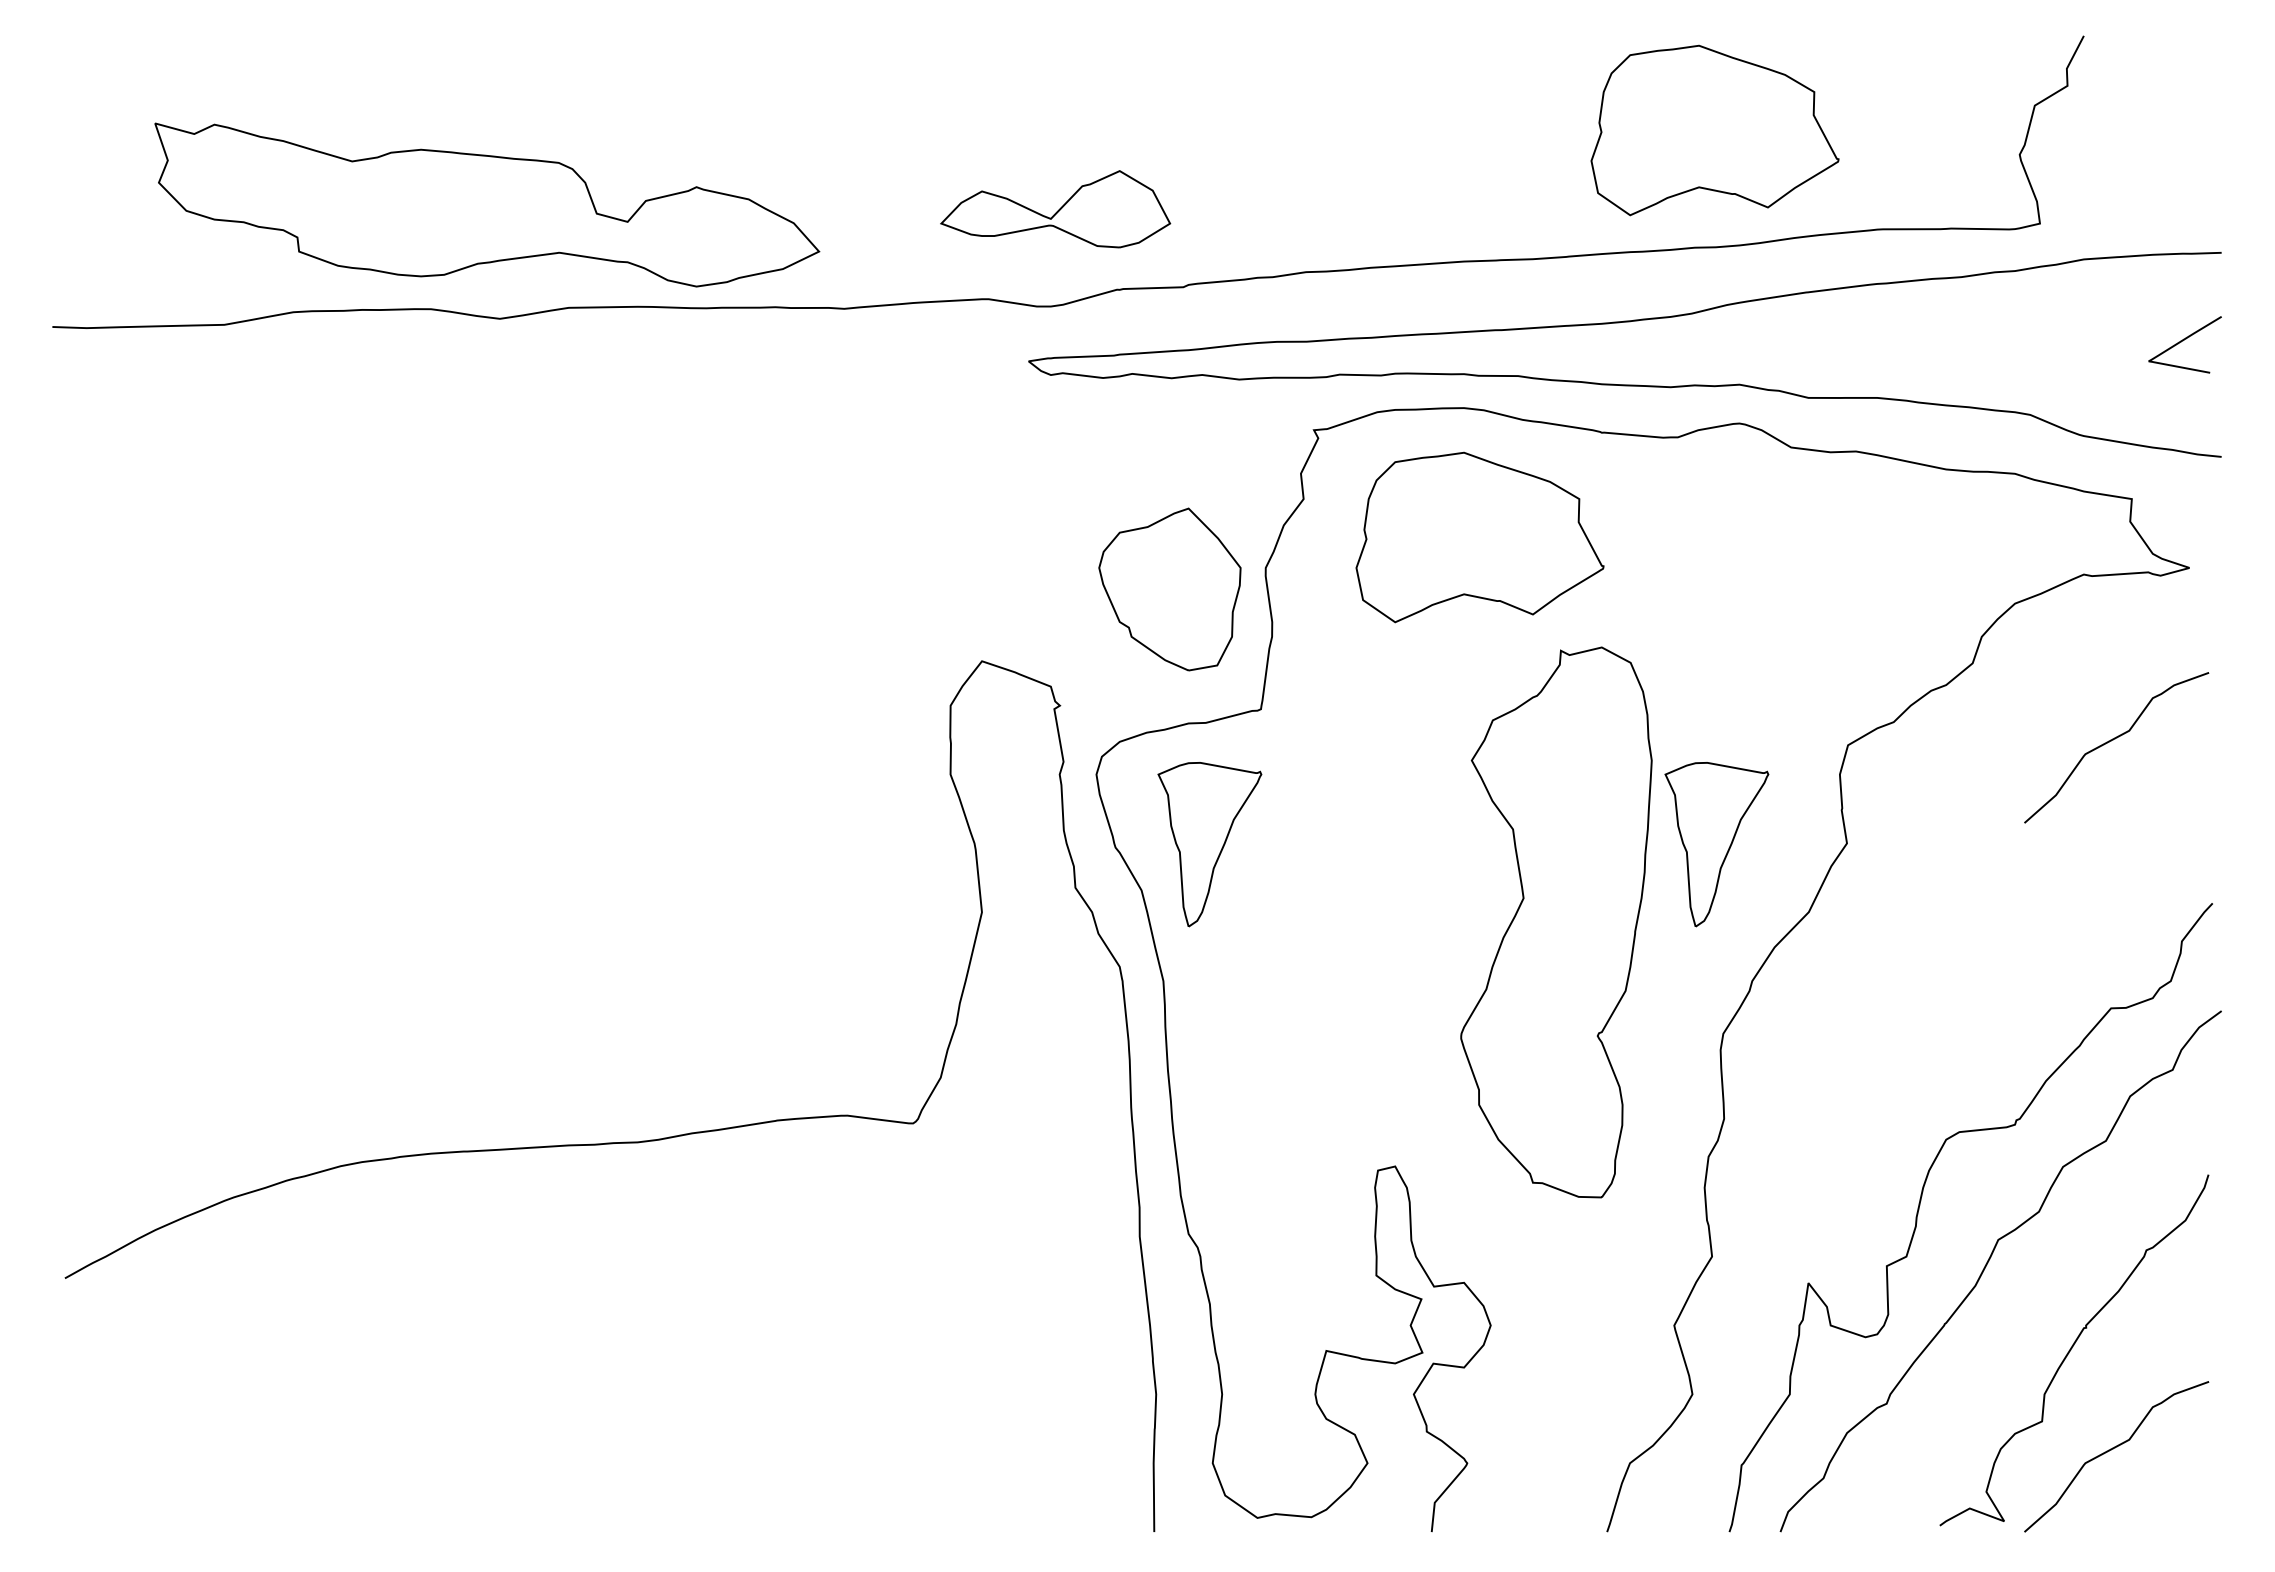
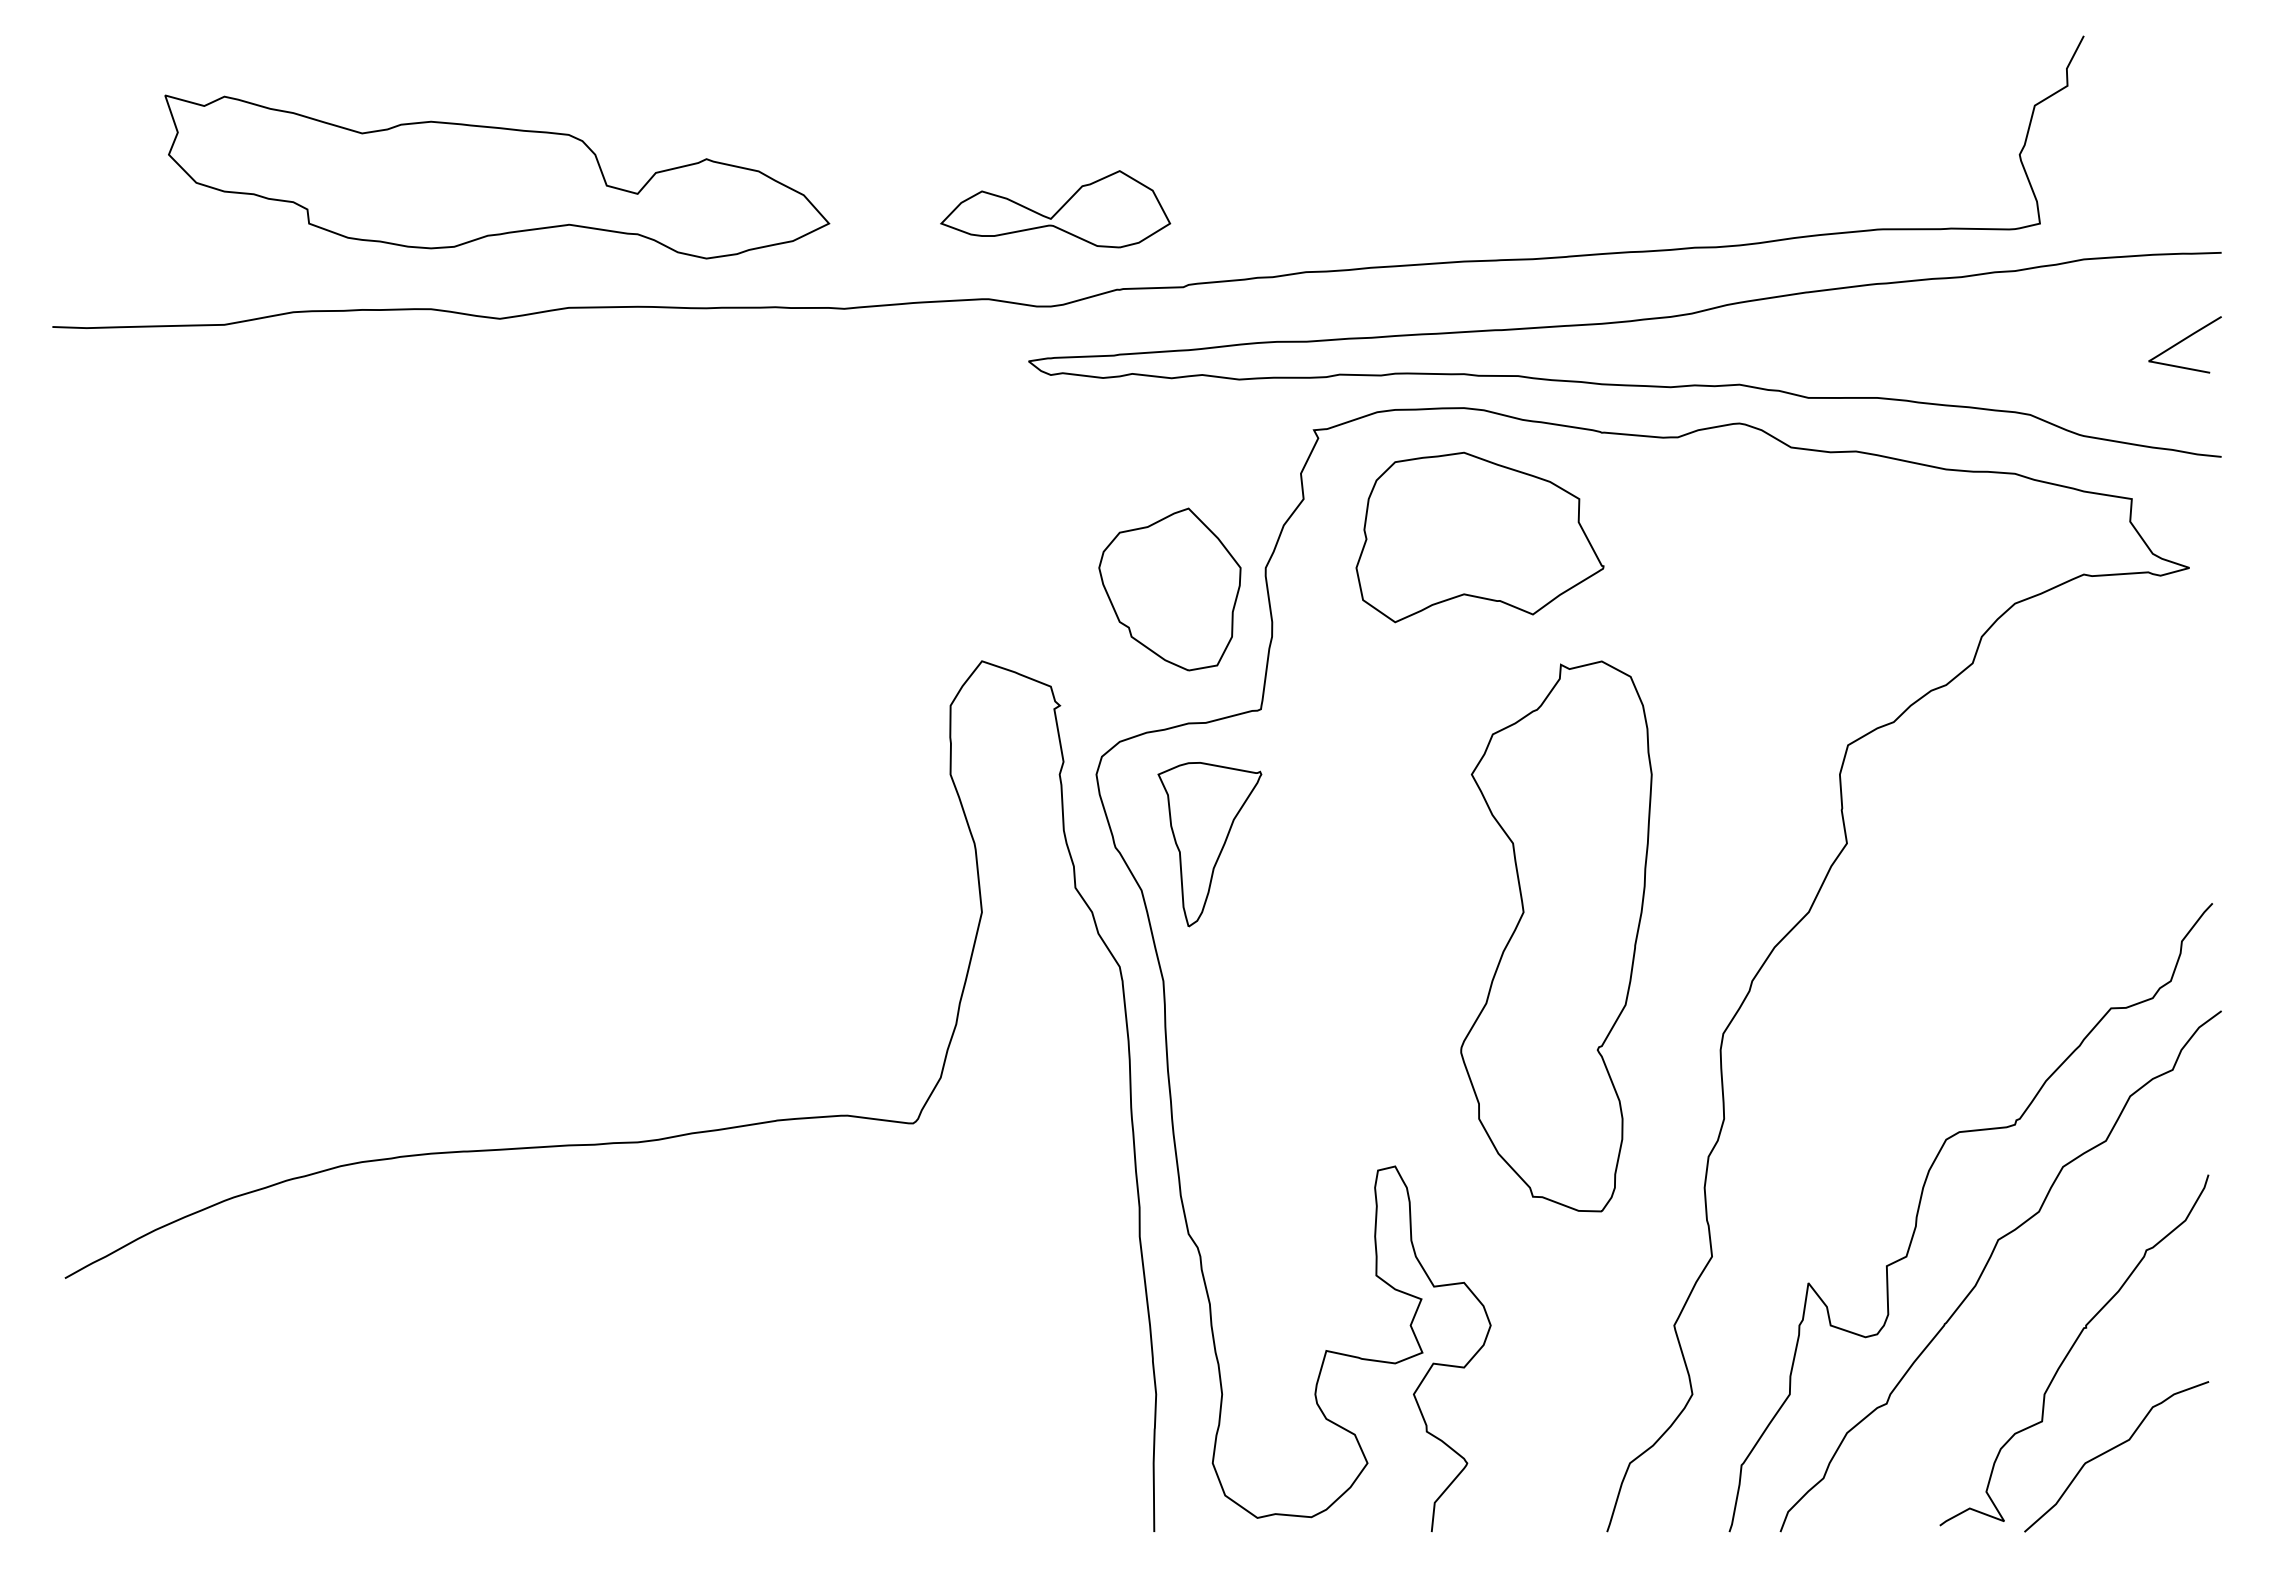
part: present -> none (1714, 130)
part position: (487, 204) -> (497, 176) (497, 176)
curve: present -> none (2113, 740)
part: present -> none (1716, 844)
part position: (1556, 922) -> (1556, 936) (1556, 936)
